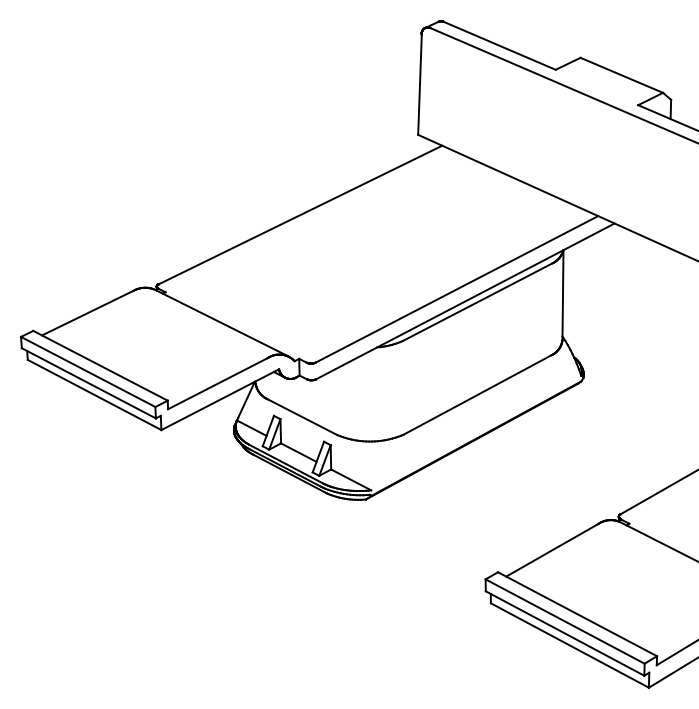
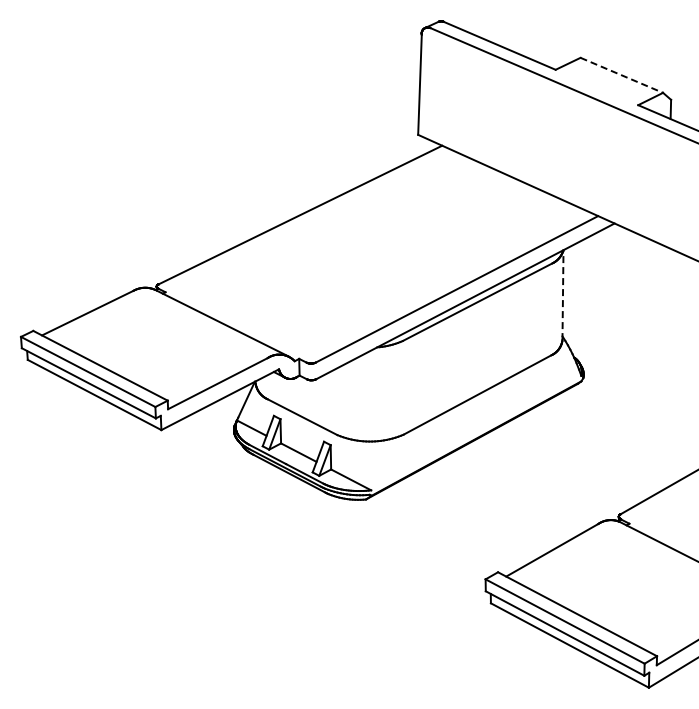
line: solid -> dashed (621, 75)
line: solid -> dashed (562, 295)
